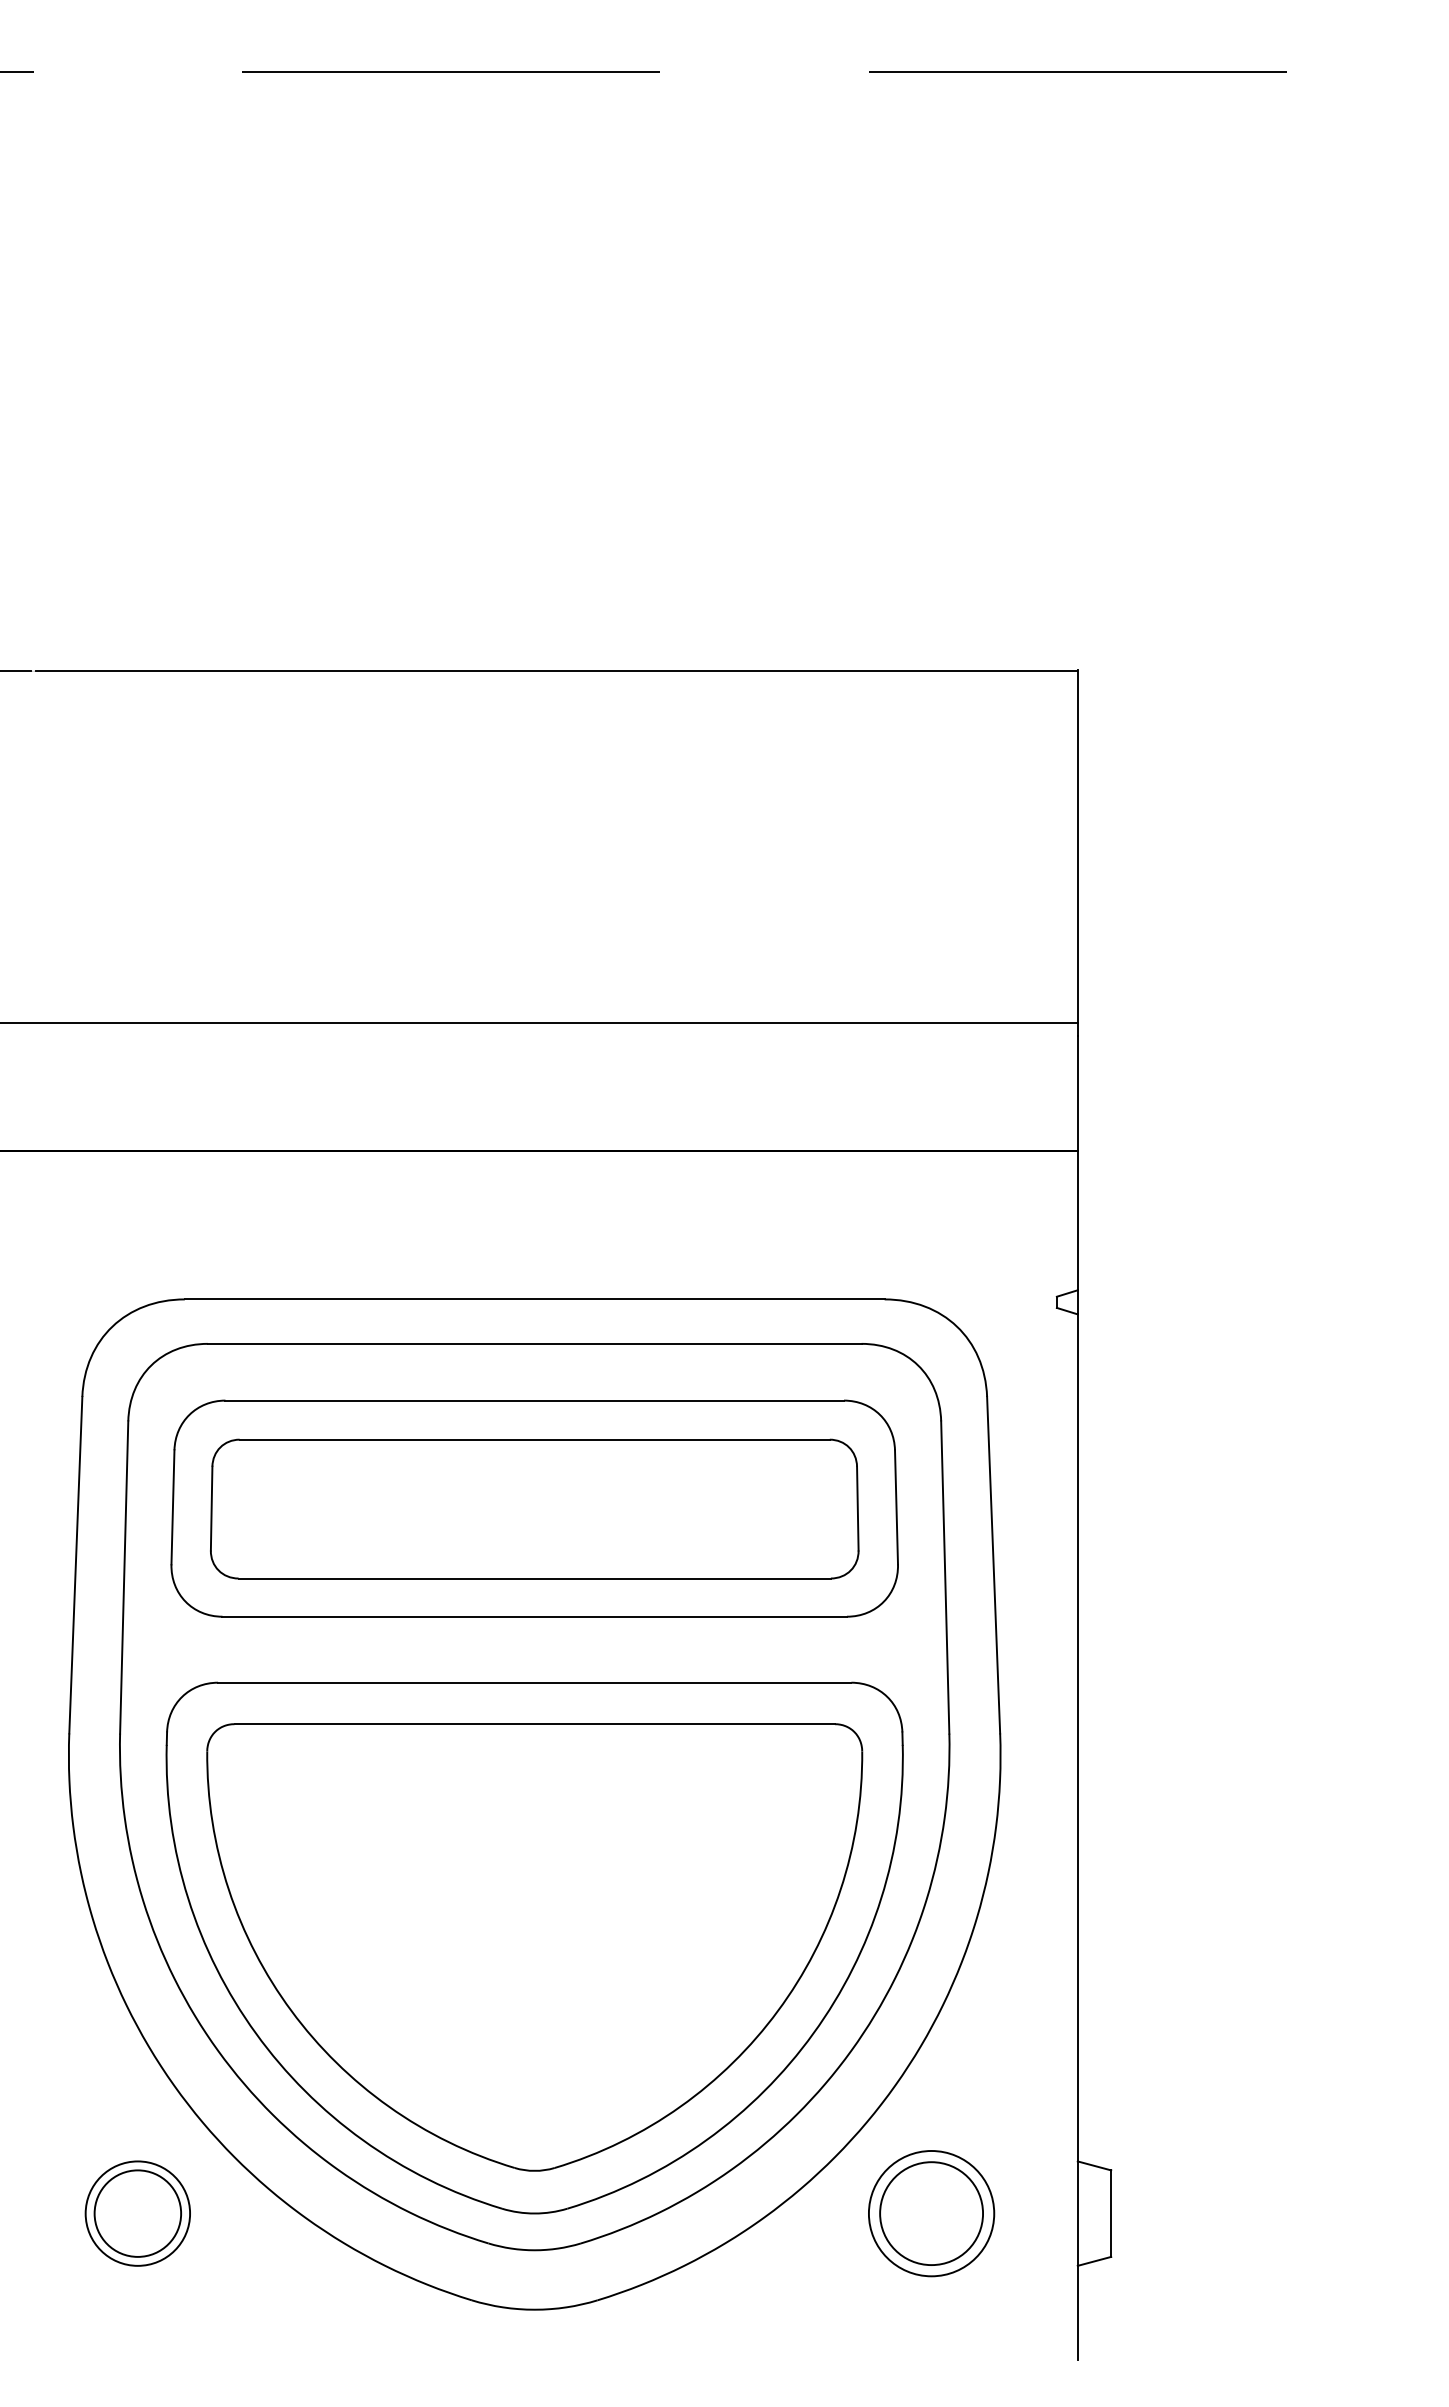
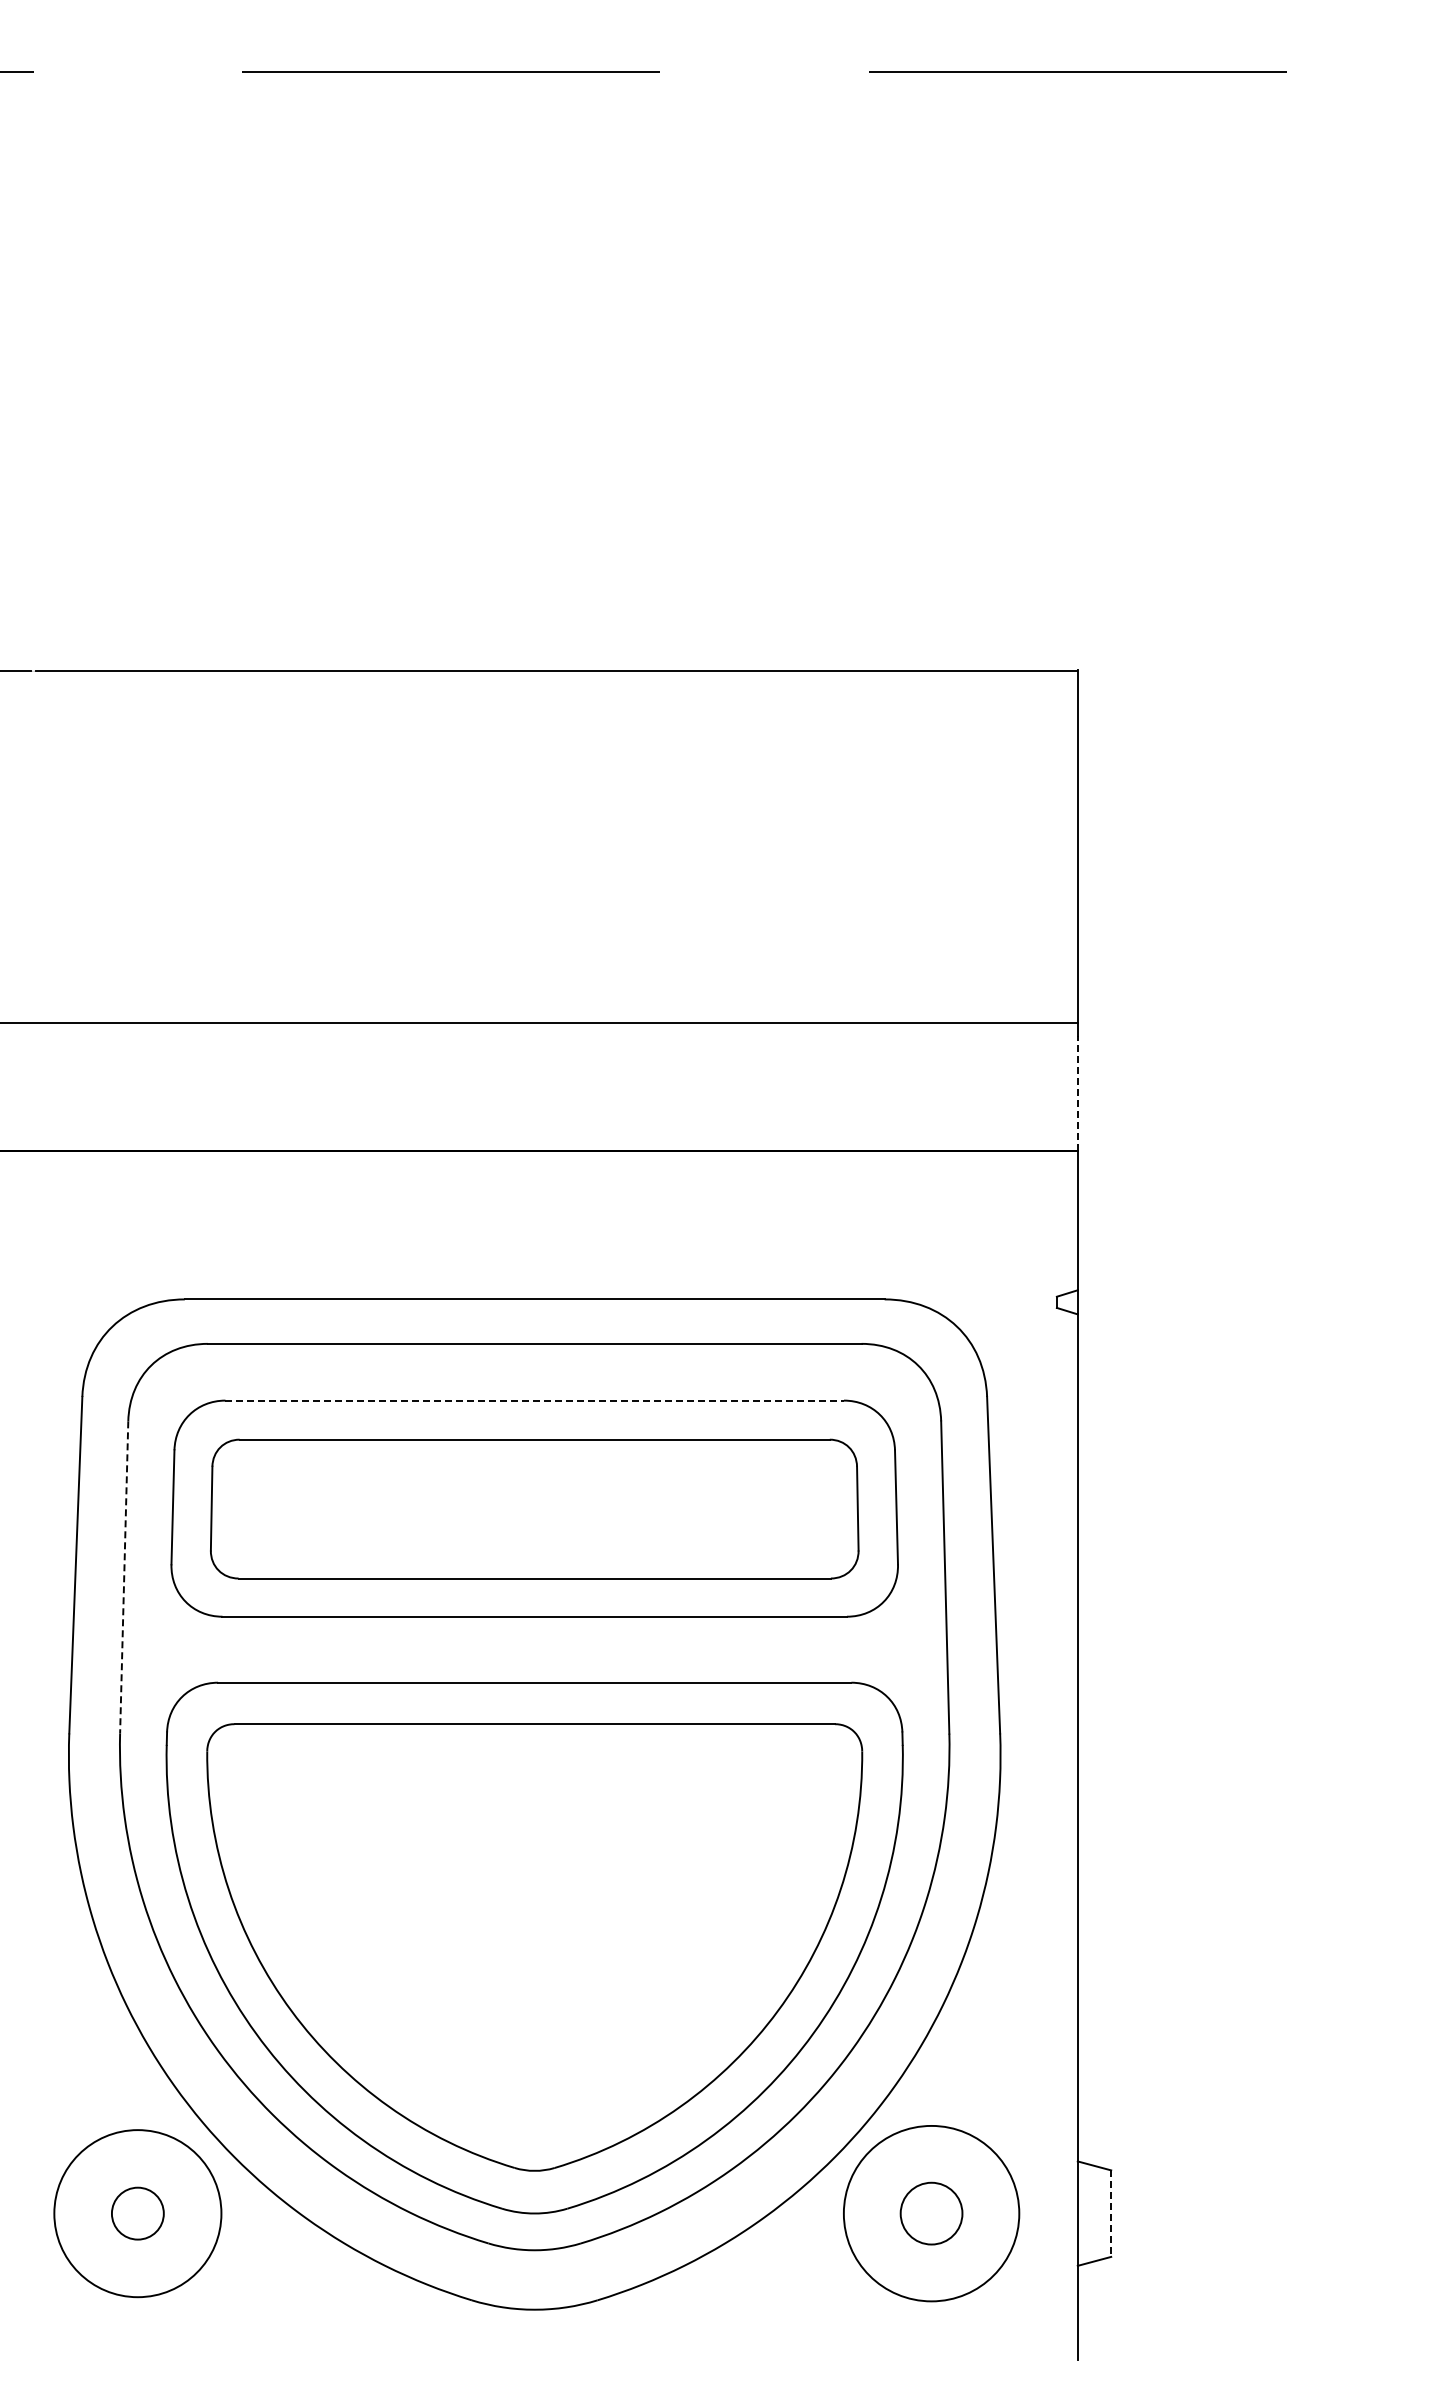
line: solid -> dashed (1077, 1093)
line: solid -> dashed (535, 1400)
line: solid -> dashed (124, 1578)
circle diameter: 104 px -> 167 px (137, 2213)
circle diameter: 87 px -> 52 px (137, 2213)
circle diameter: 103 px -> 62 px (931, 2213)
circle diameter: 125 px -> 175 px (931, 2213)
line: solid -> dashed (1111, 2214)
